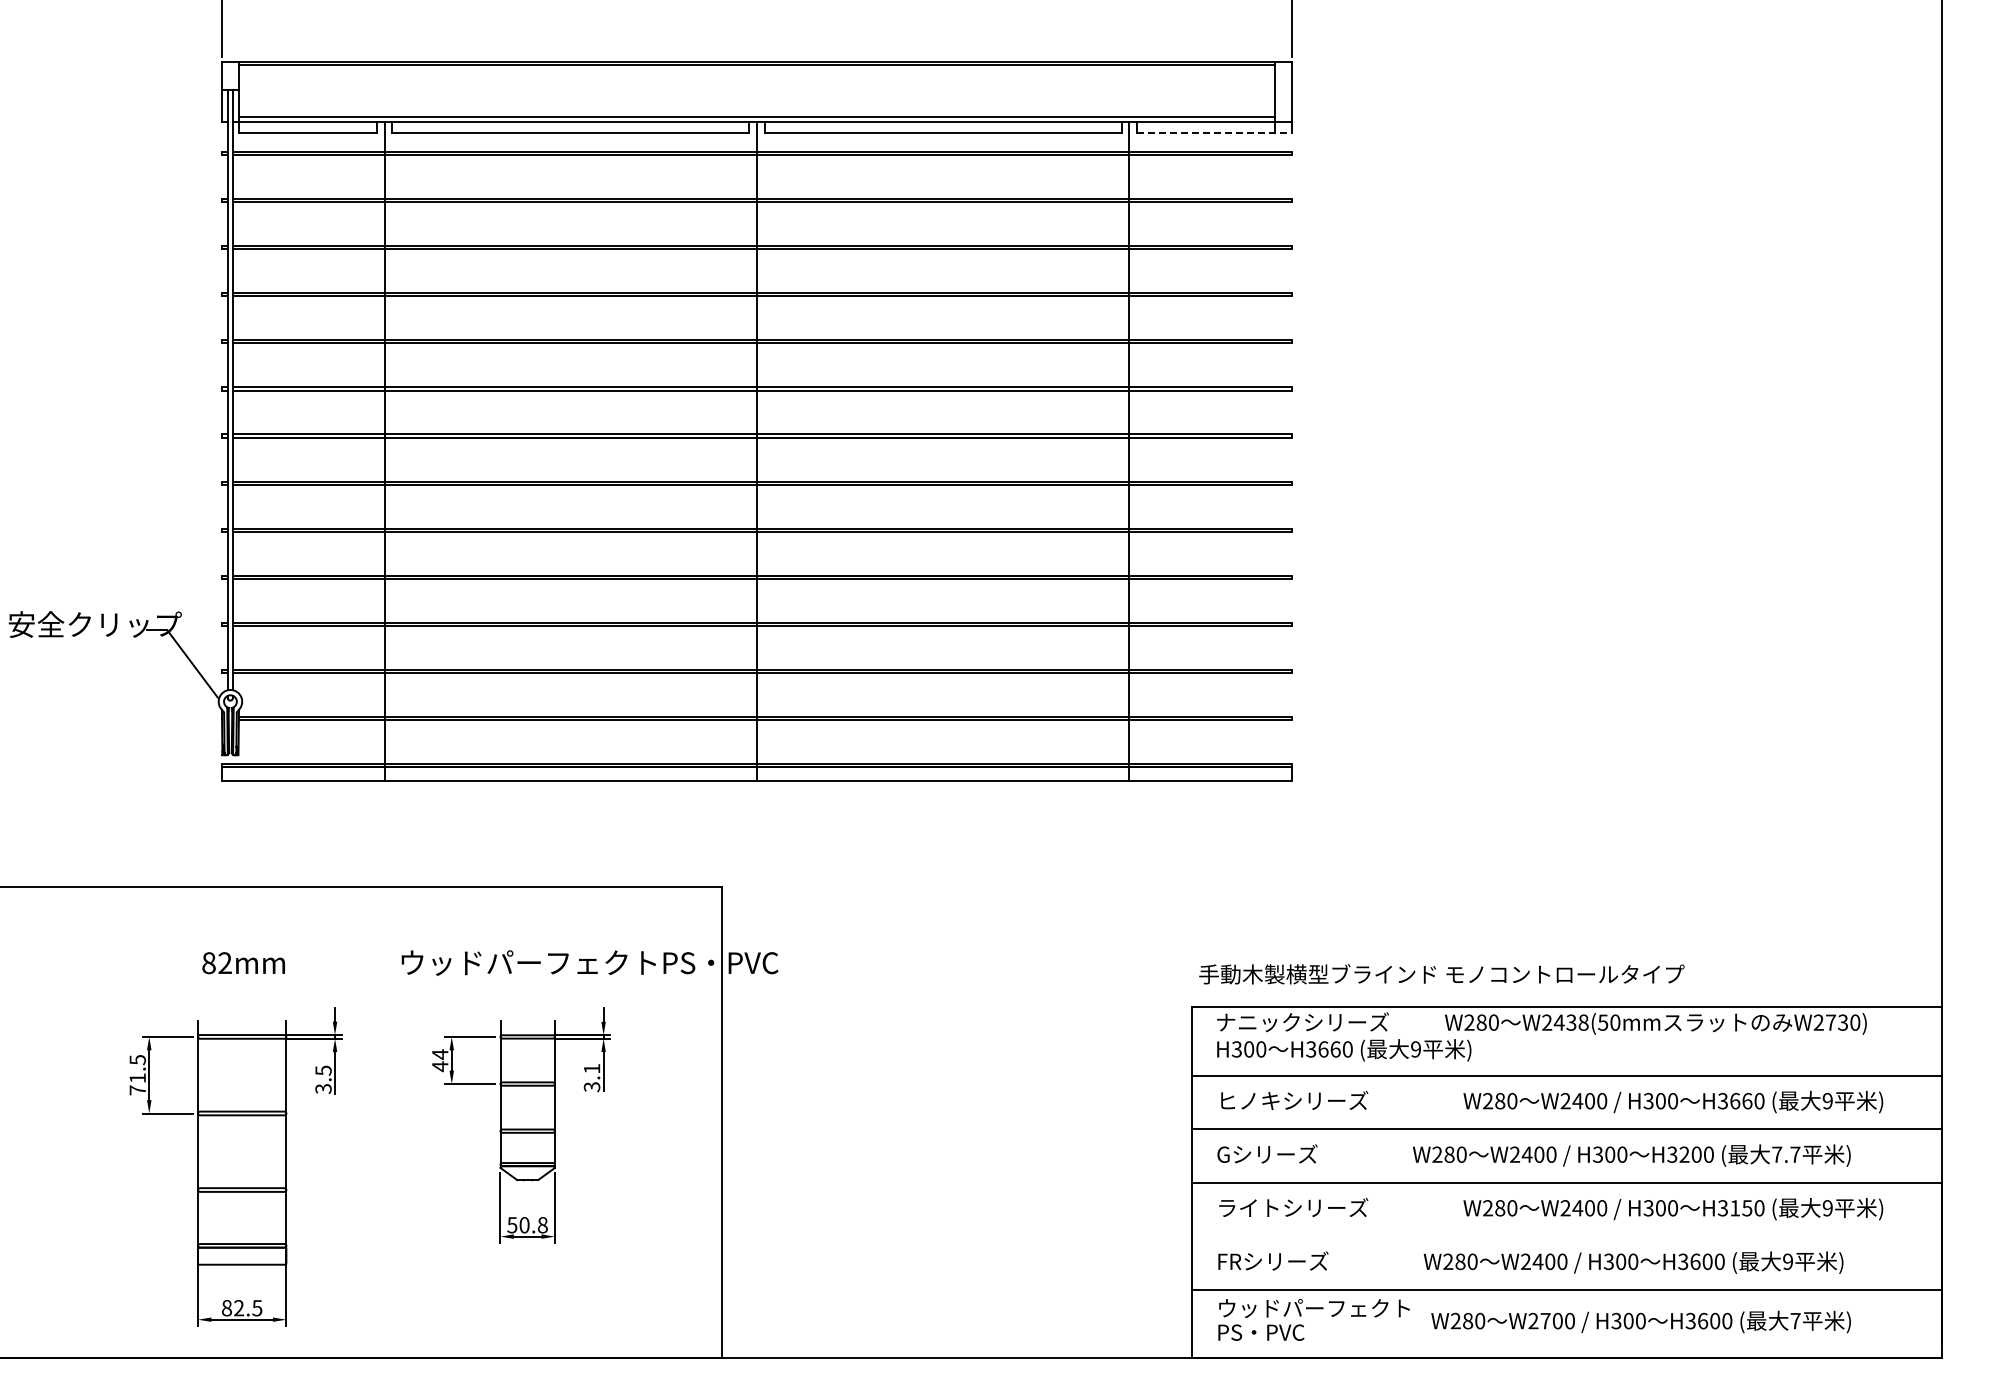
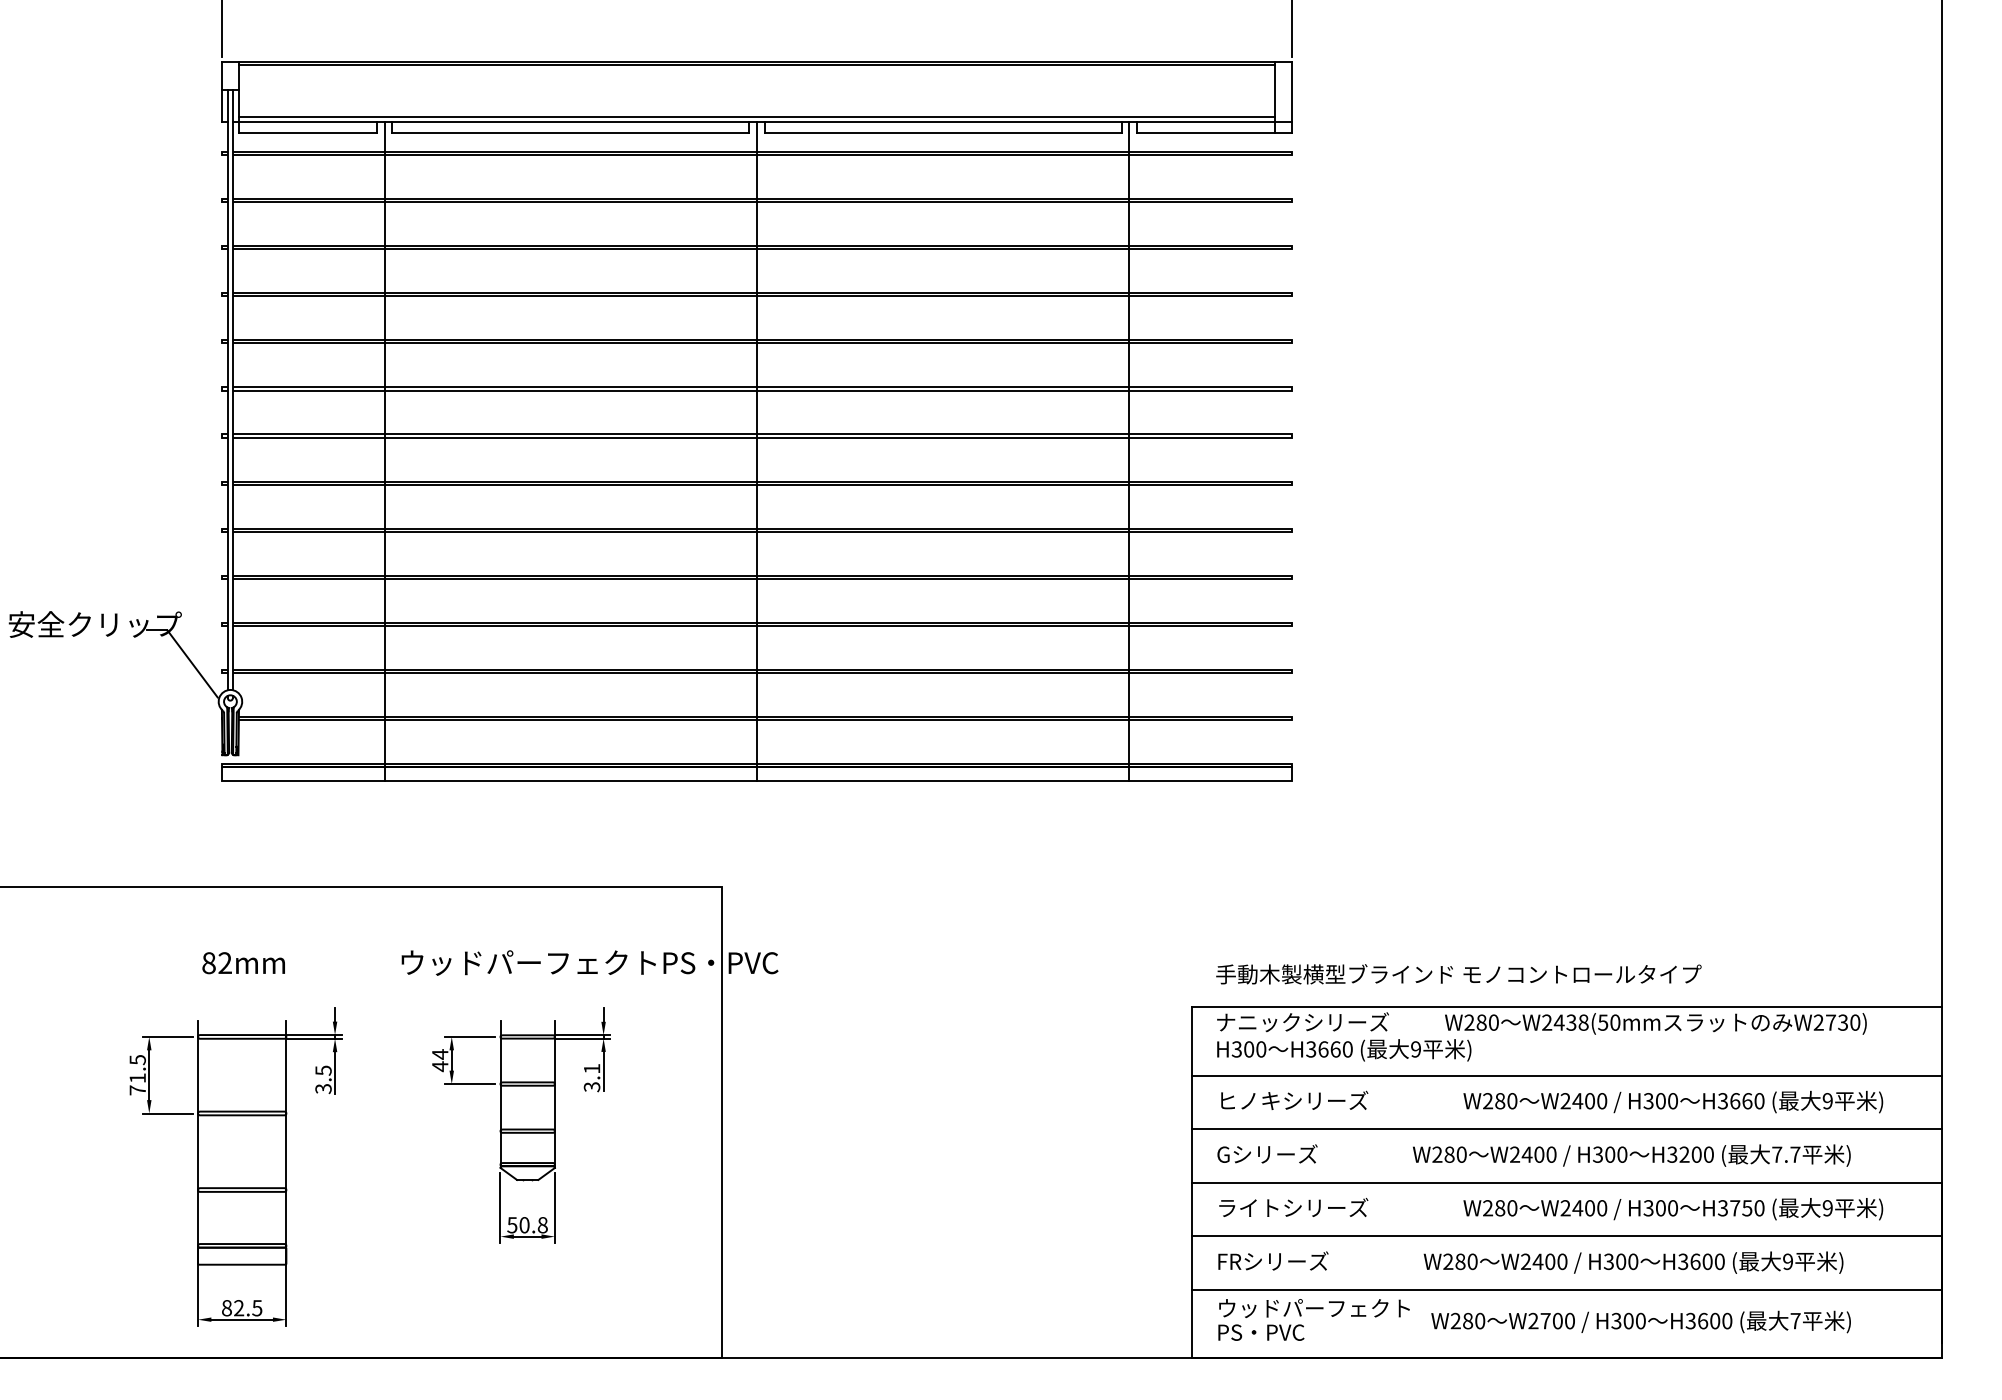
line: dashed -> solid (1214, 132)
text position: (1441, 974) -> (1458, 974) (1458, 974)
text: H3150 -> H3750 (1735, 1208)
line: none -> present (1566, 1236)
